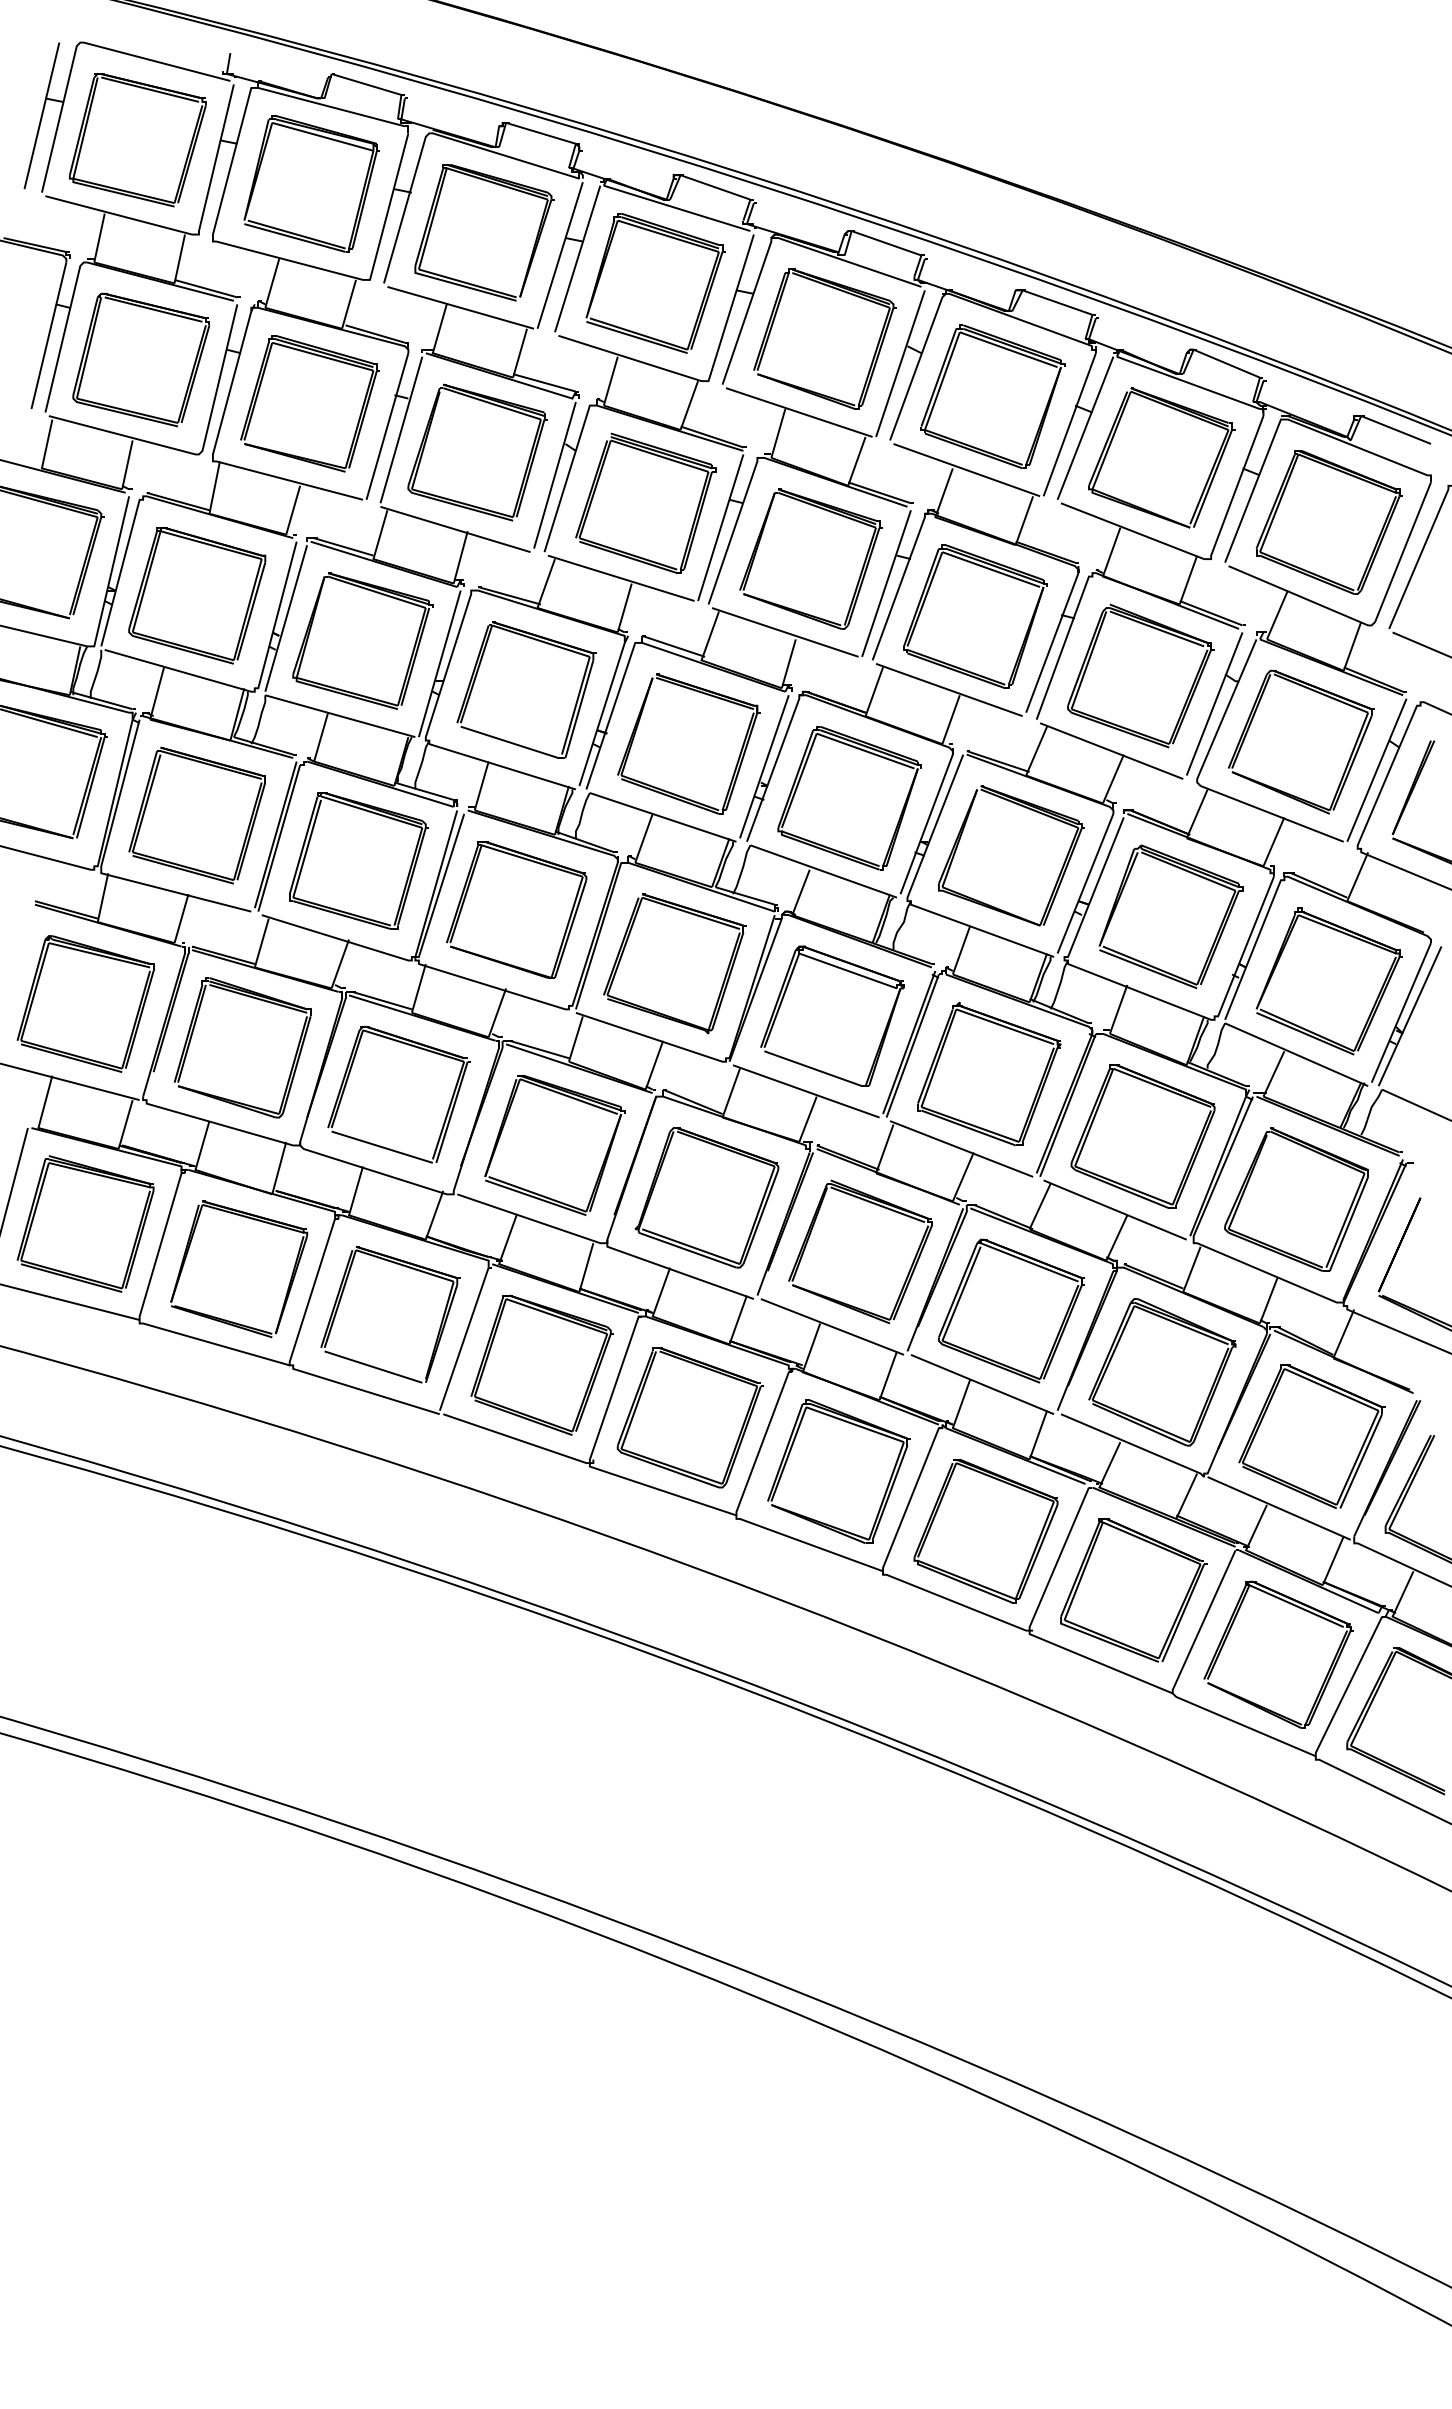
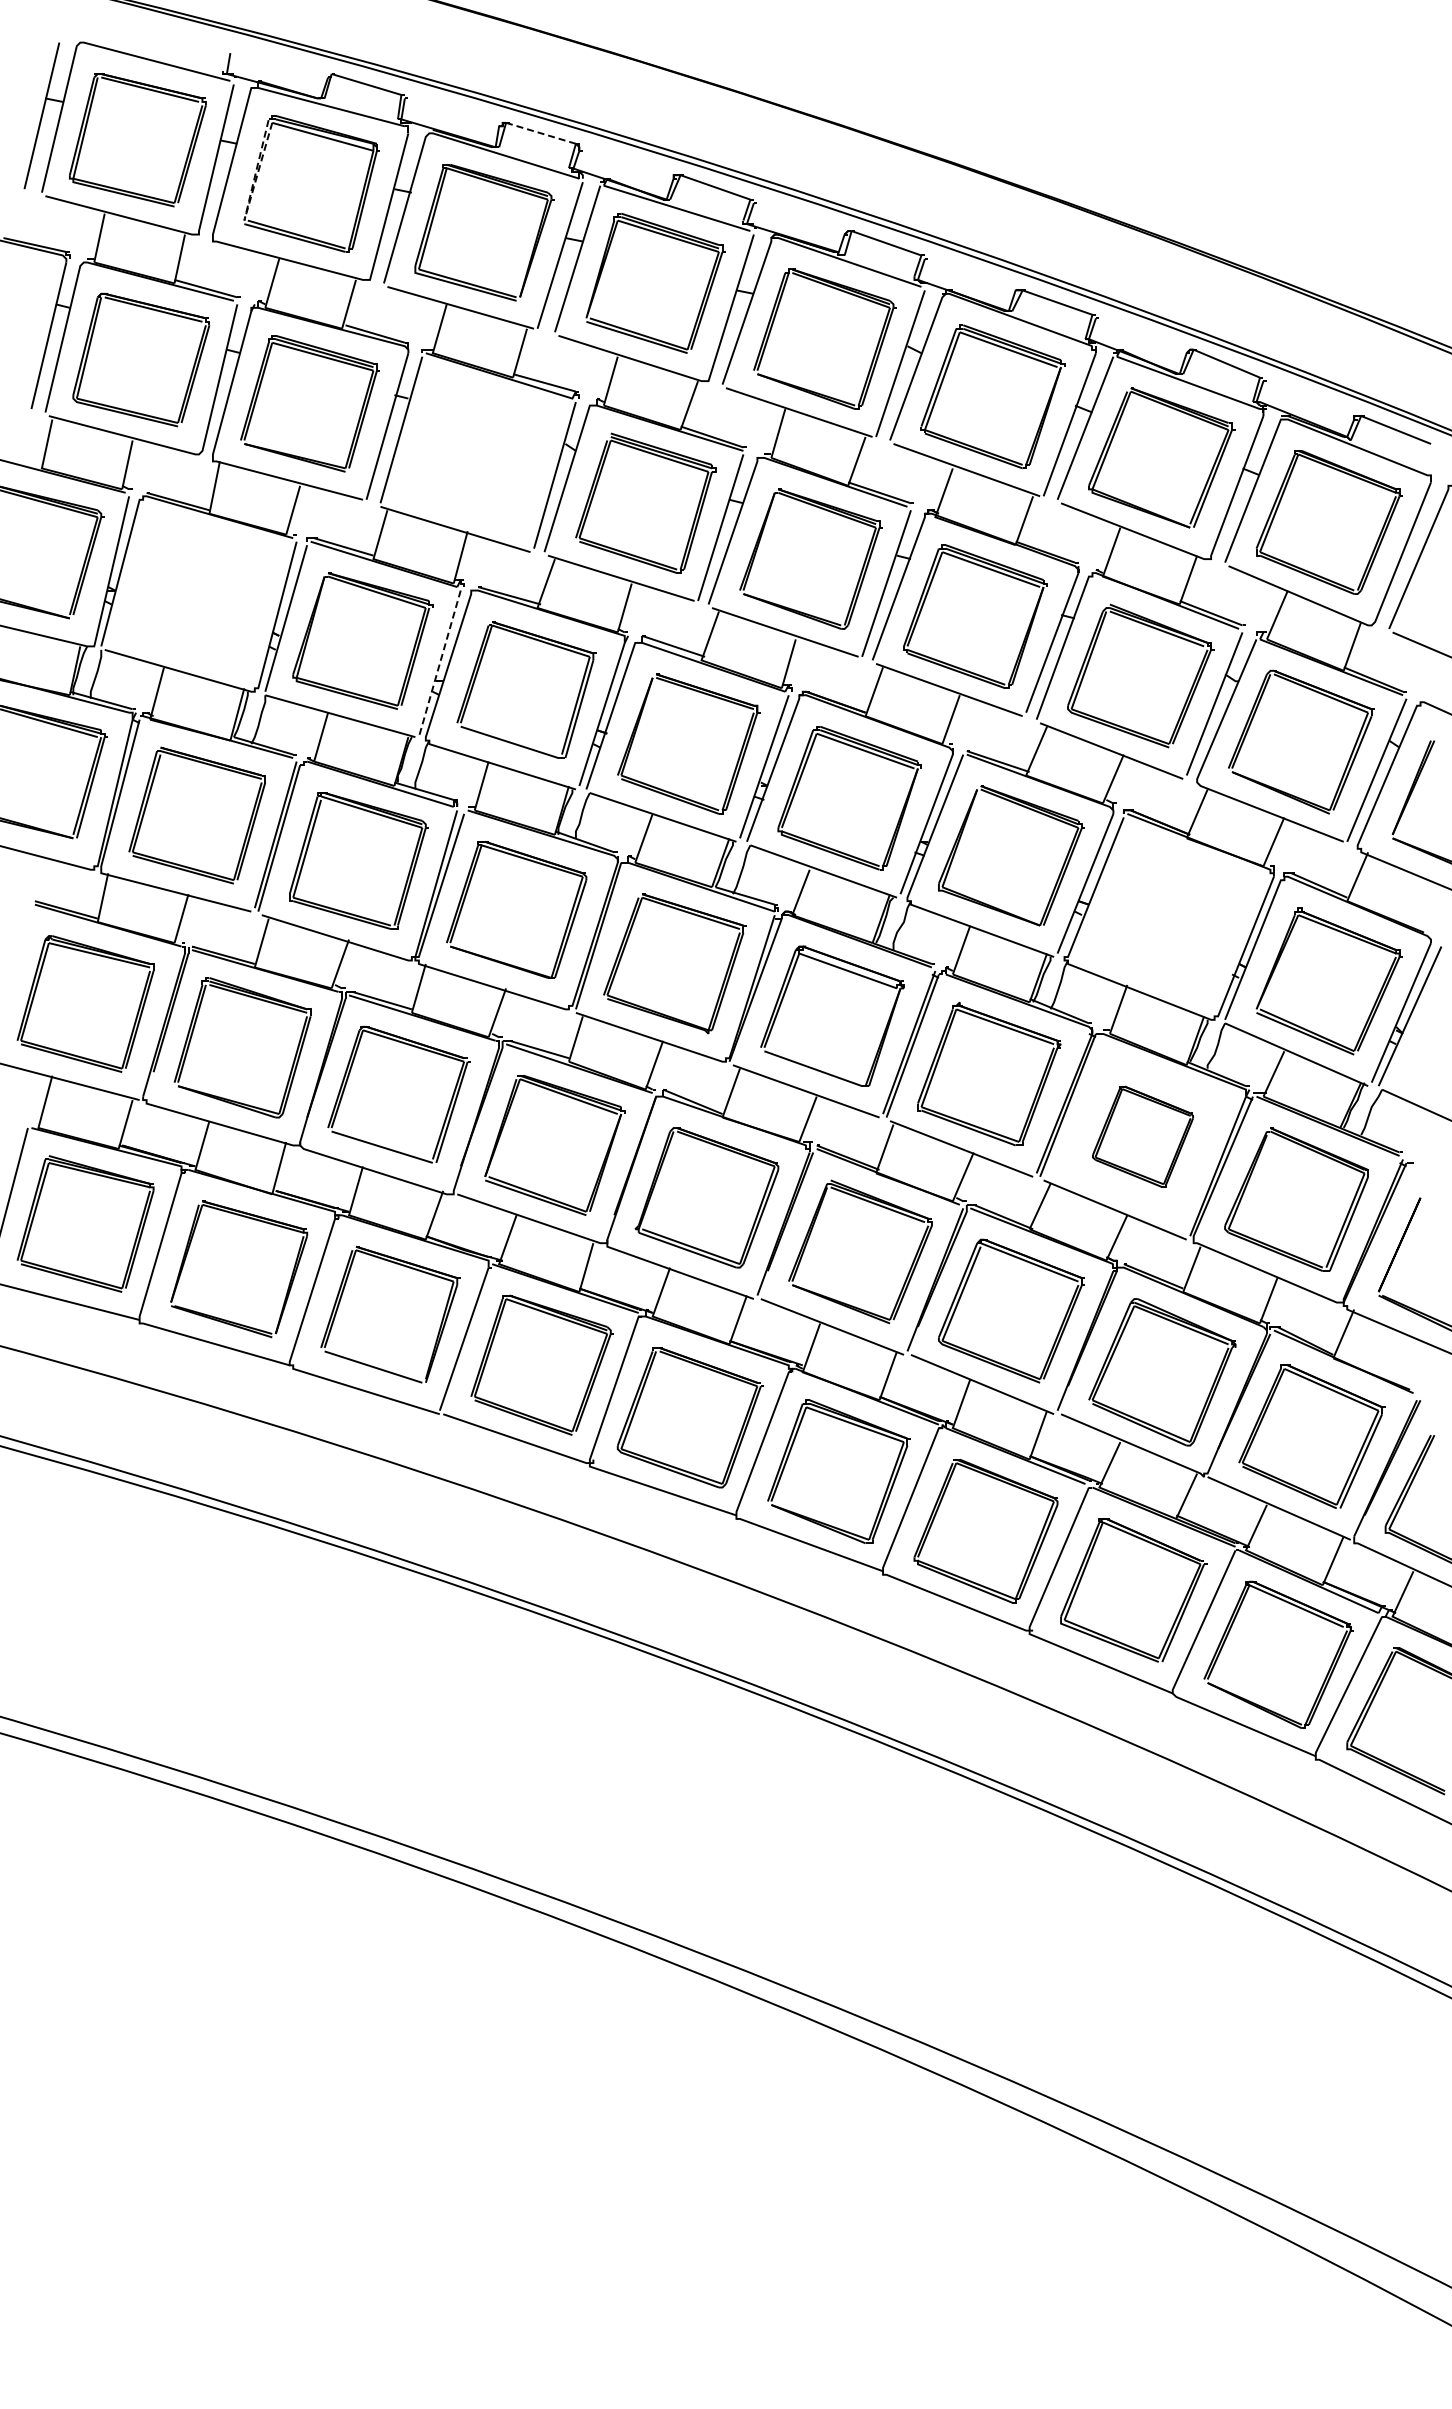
line: solid -> dashed (540, 133)
line: solid -> dashed (244, 219)
part: present -> none (477, 452)
part: present -> none (197, 595)
line: solid -> dashed (439, 664)
part: present -> none (1187, 872)
part size: 146x145 px -> 102x103 px (1142, 1136)
